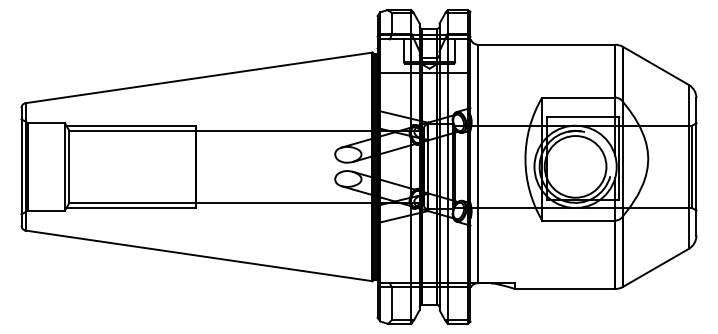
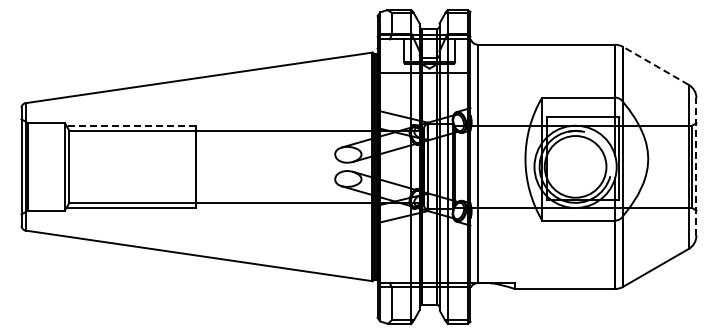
line: solid -> dashed (655, 65)
line: solid -> dashed (131, 125)
line: solid -> dashed (696, 166)
